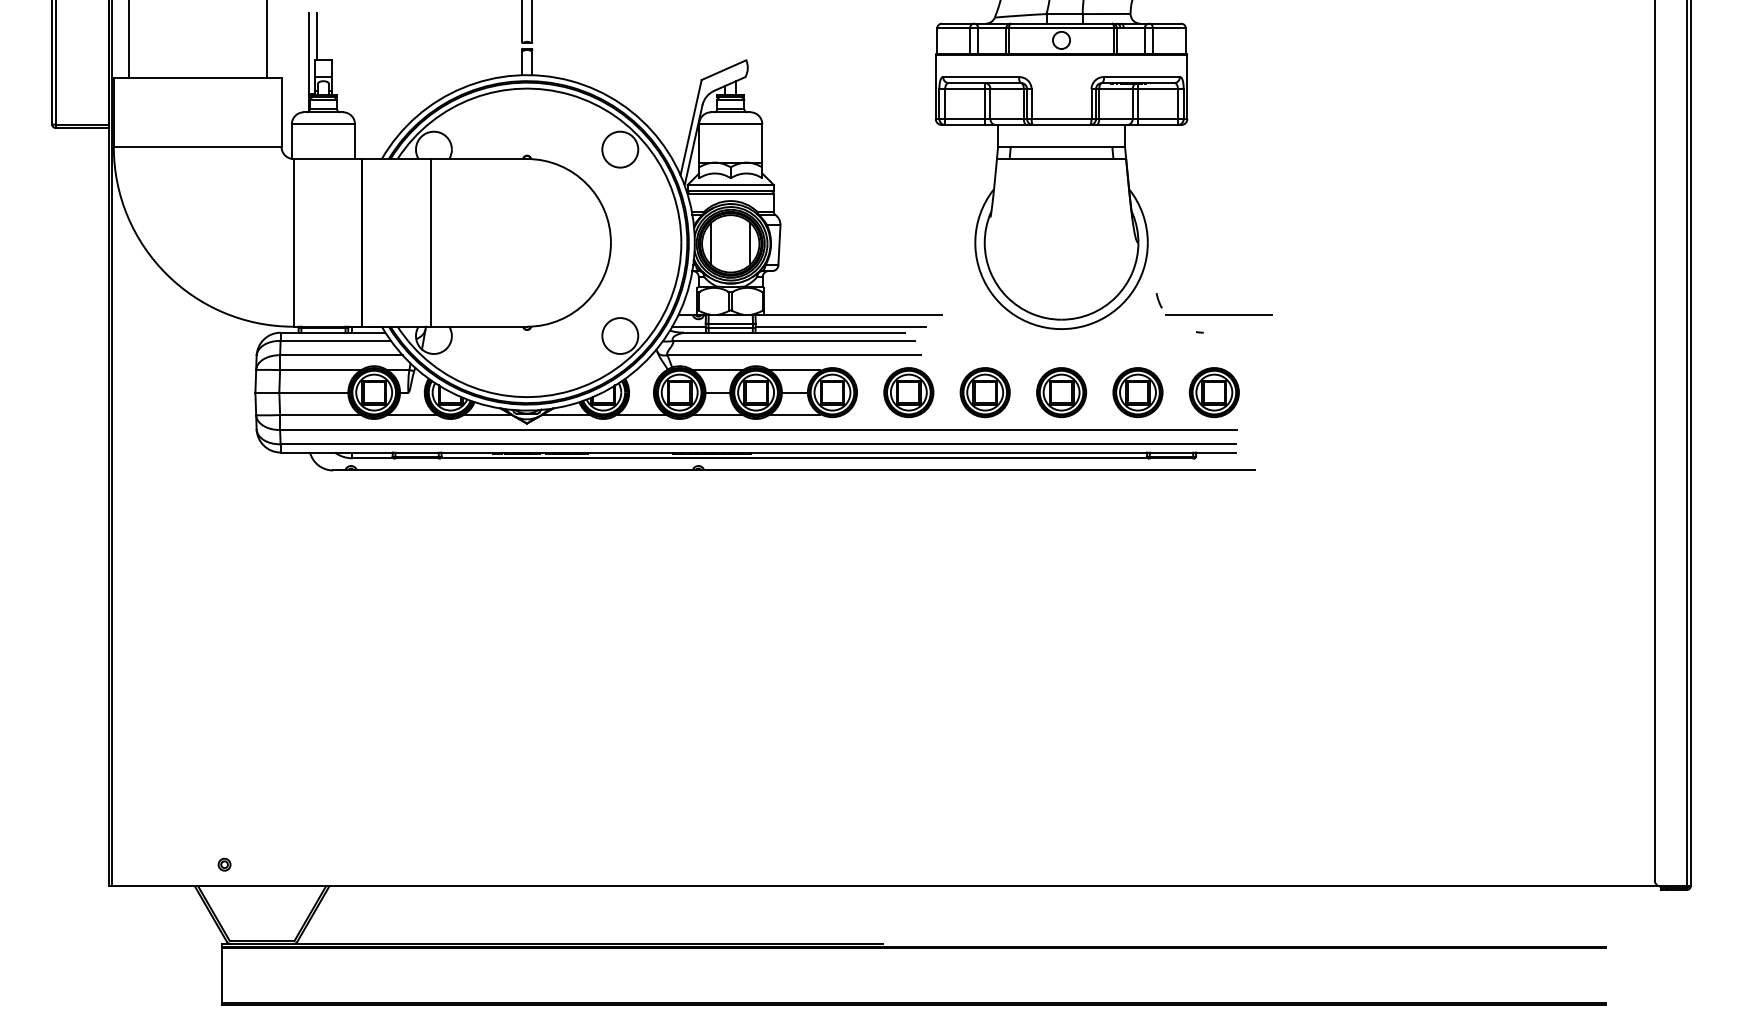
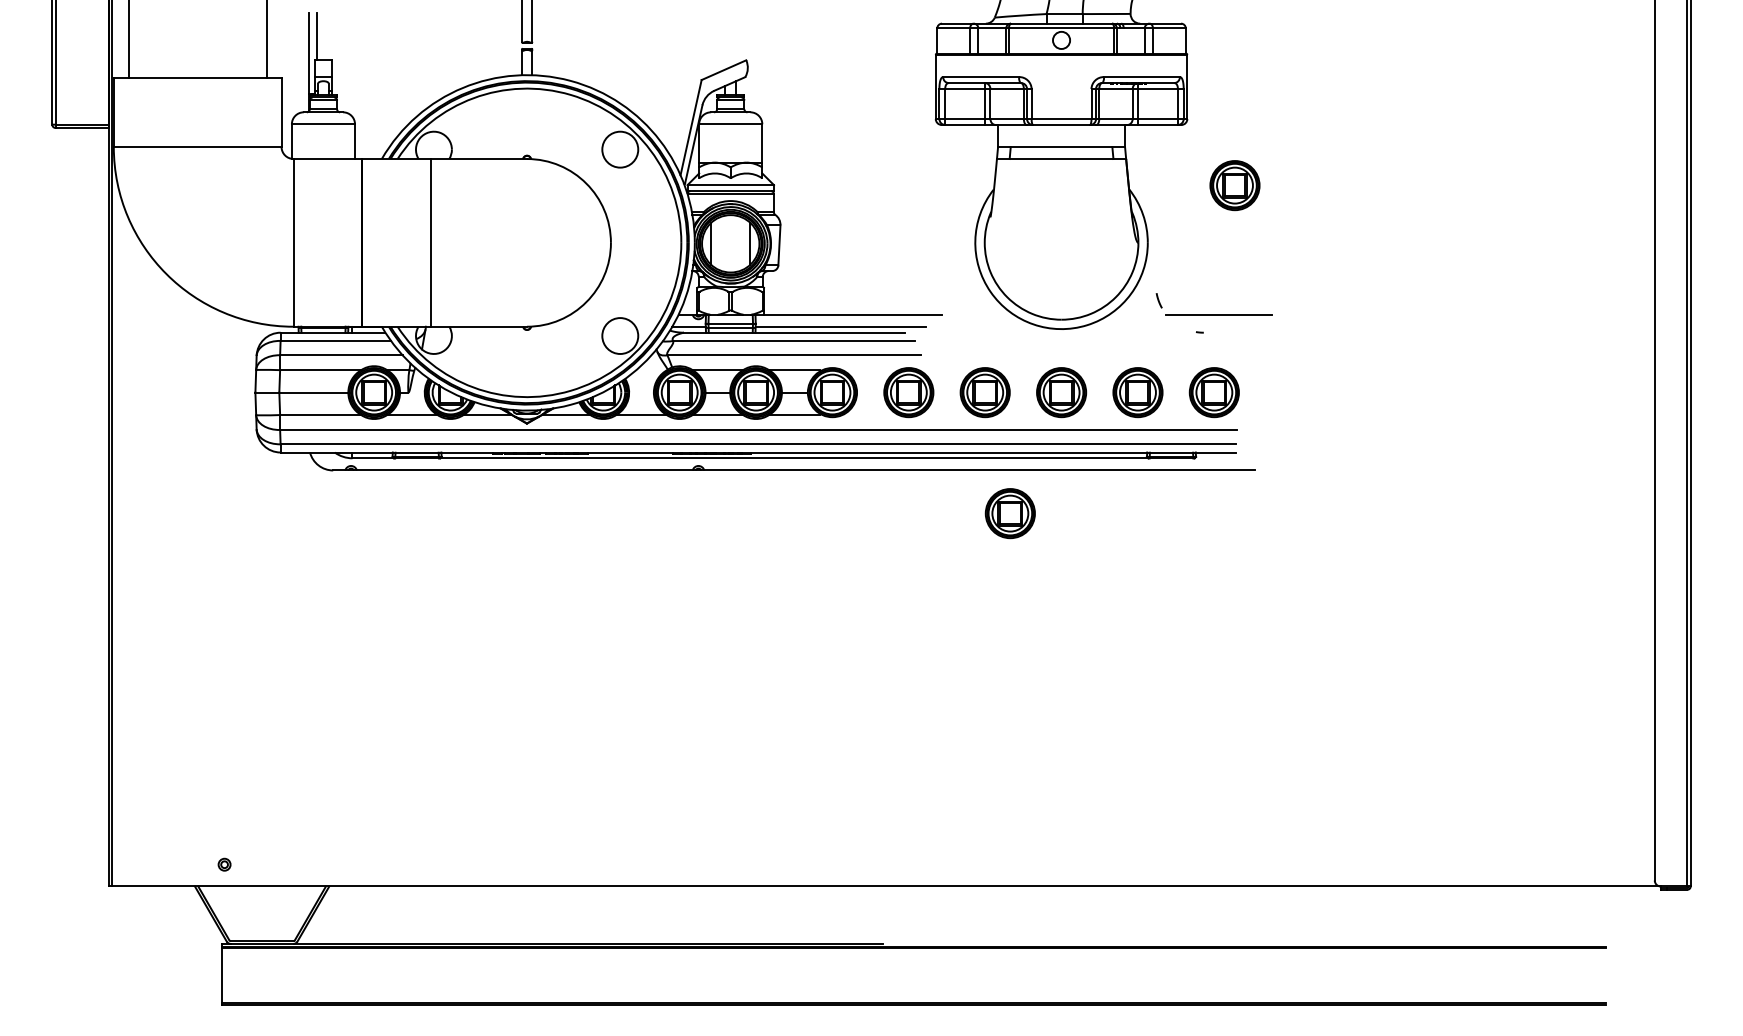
part: none -> present (1234, 185)
part: none -> present (1009, 513)
